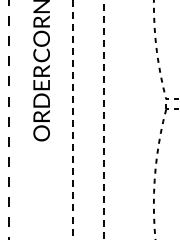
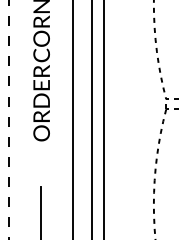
line: none -> present (91, 119)
line: dashed -> solid (104, 119)
line: dashed -> solid (73, 120)
line: none -> present (40, 211)
